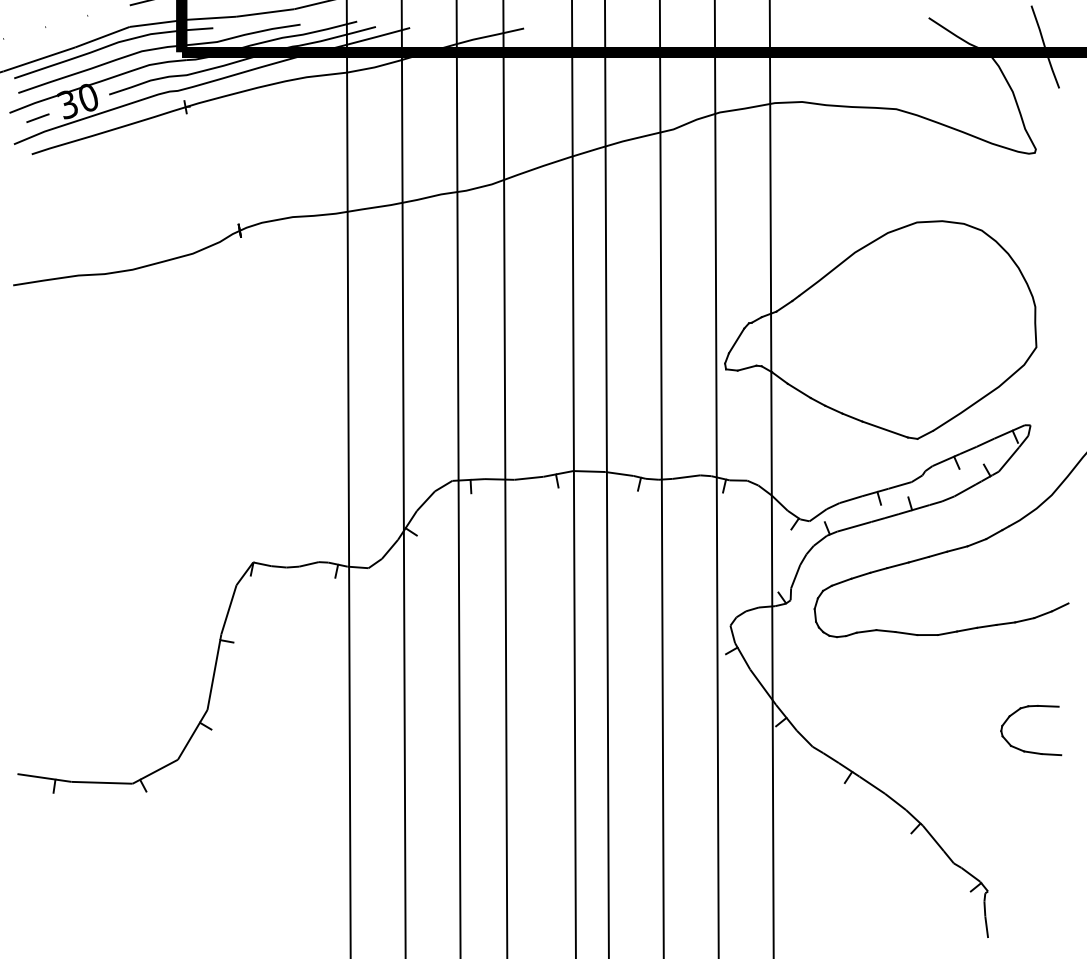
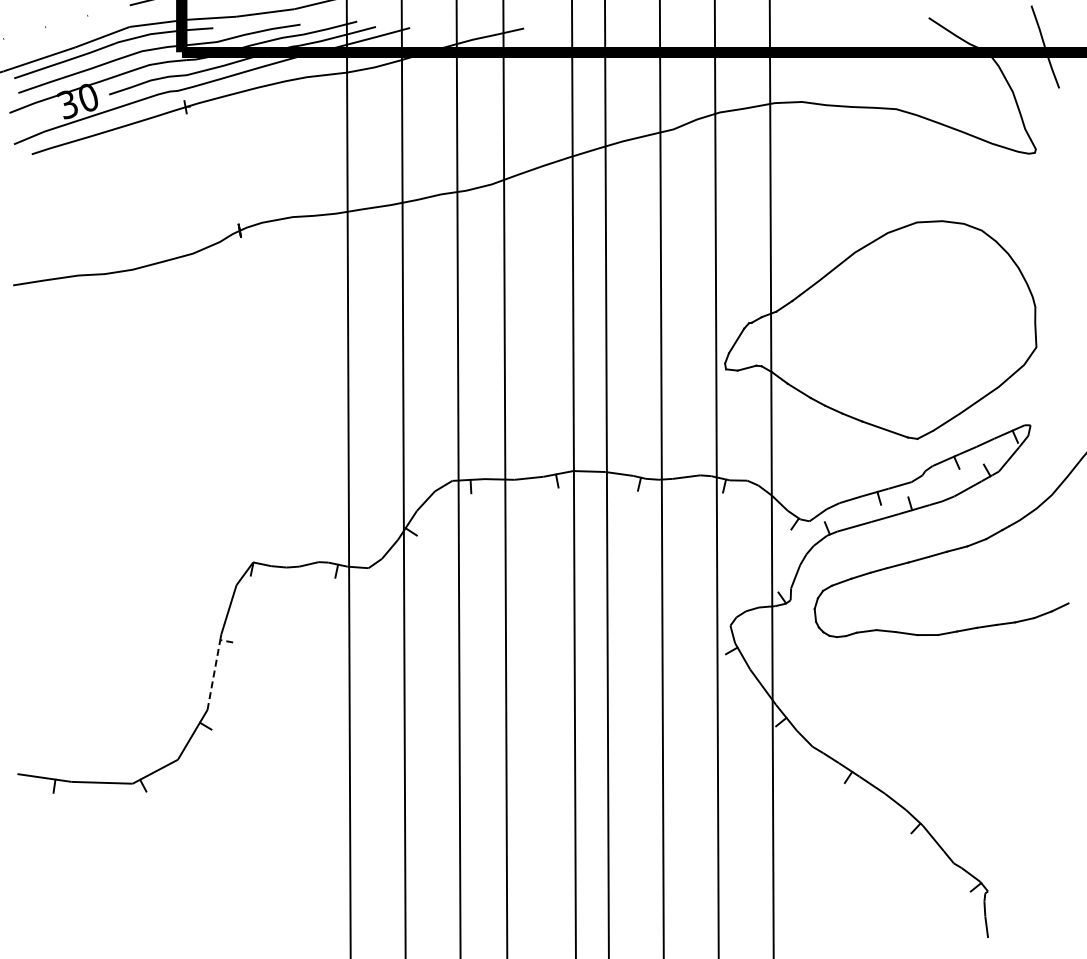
line: present -> none (37, 117)
line: solid -> dashed (215, 666)
part: present -> none (1026, 750)
